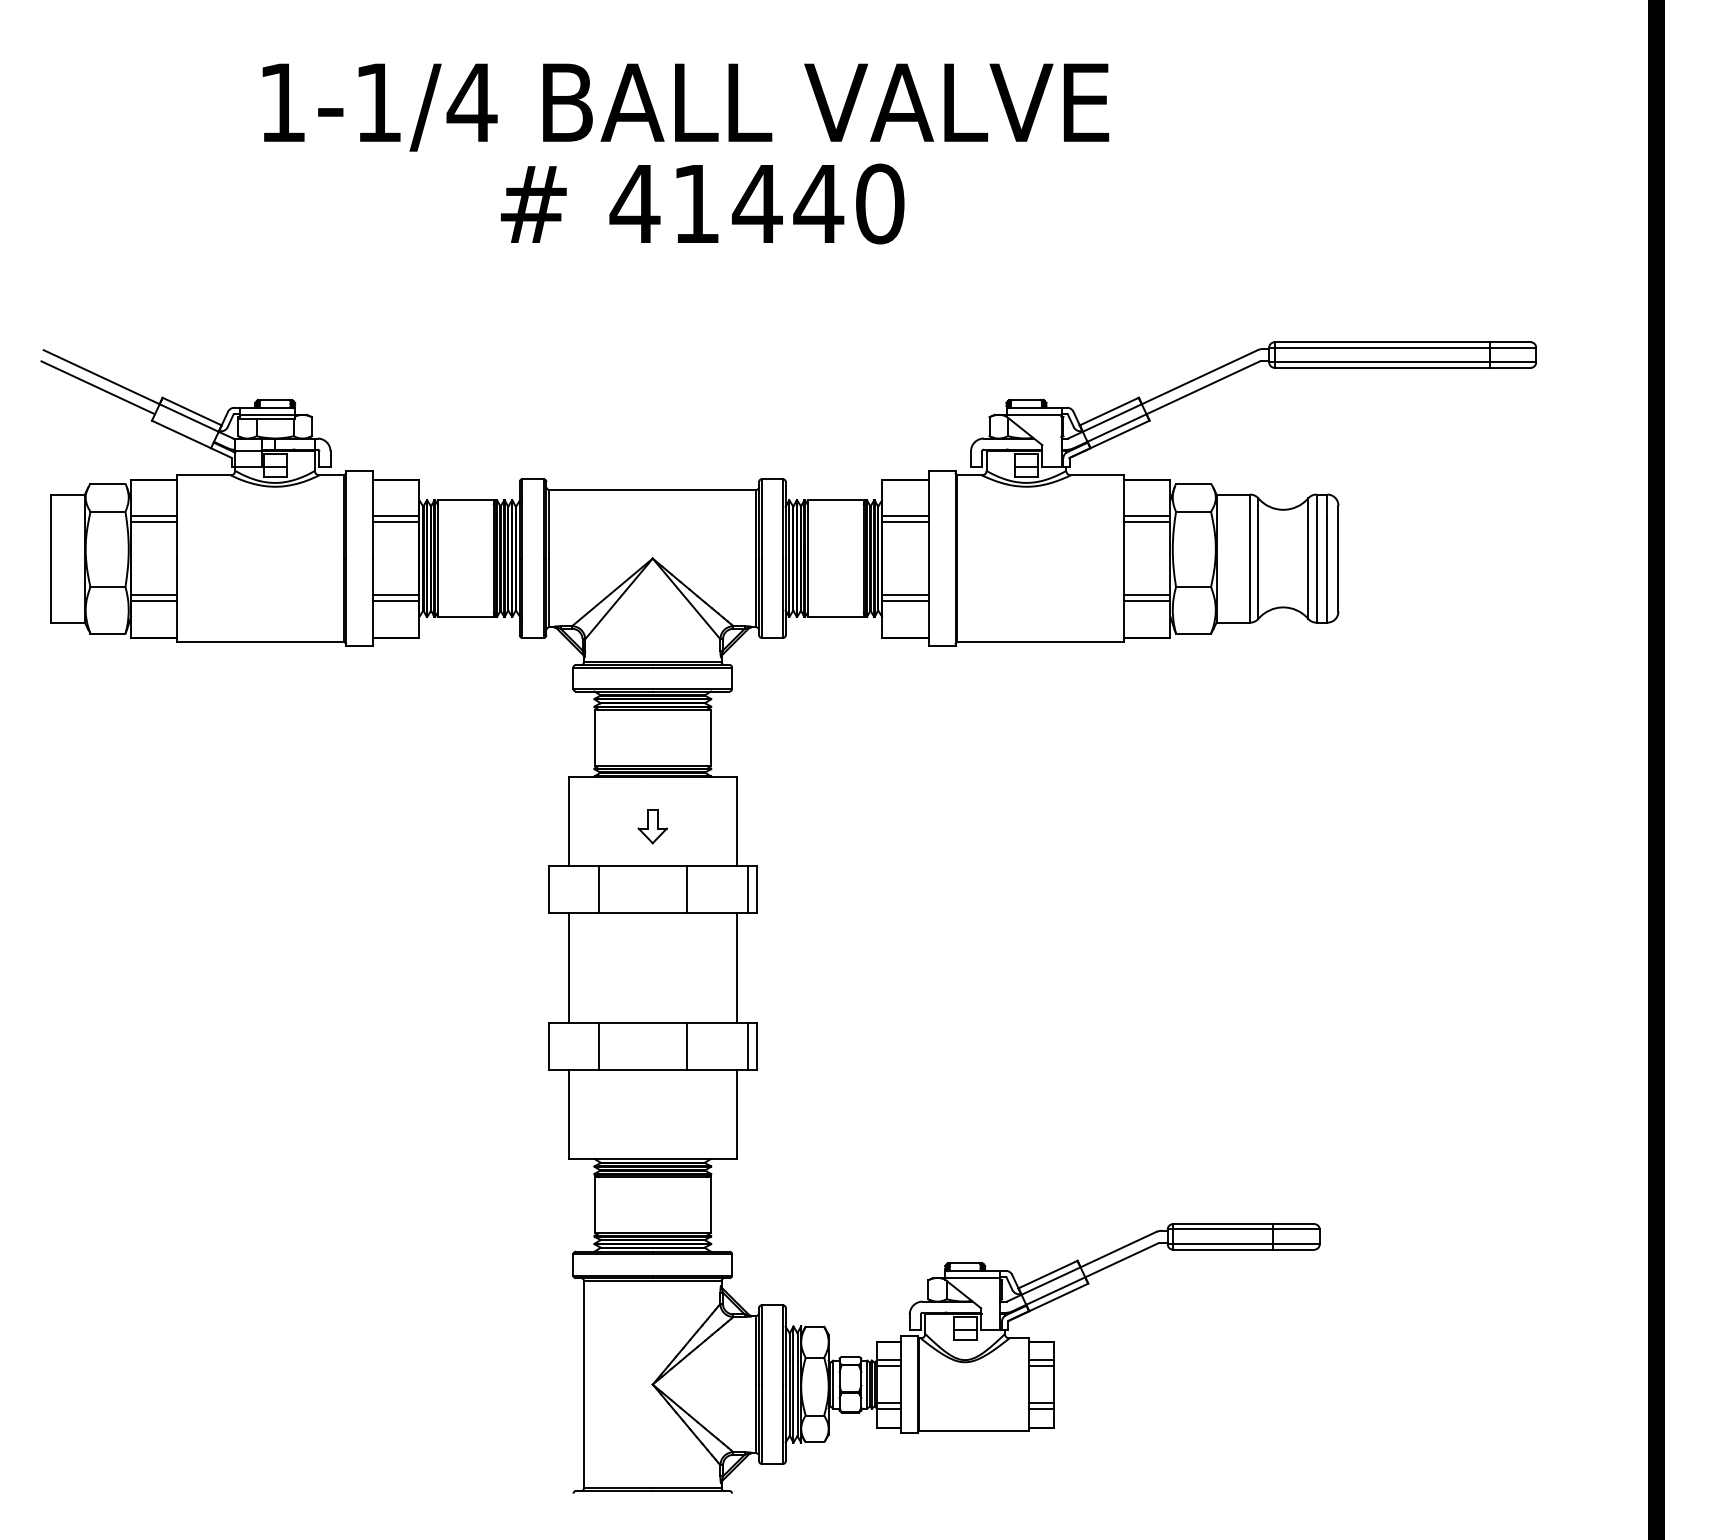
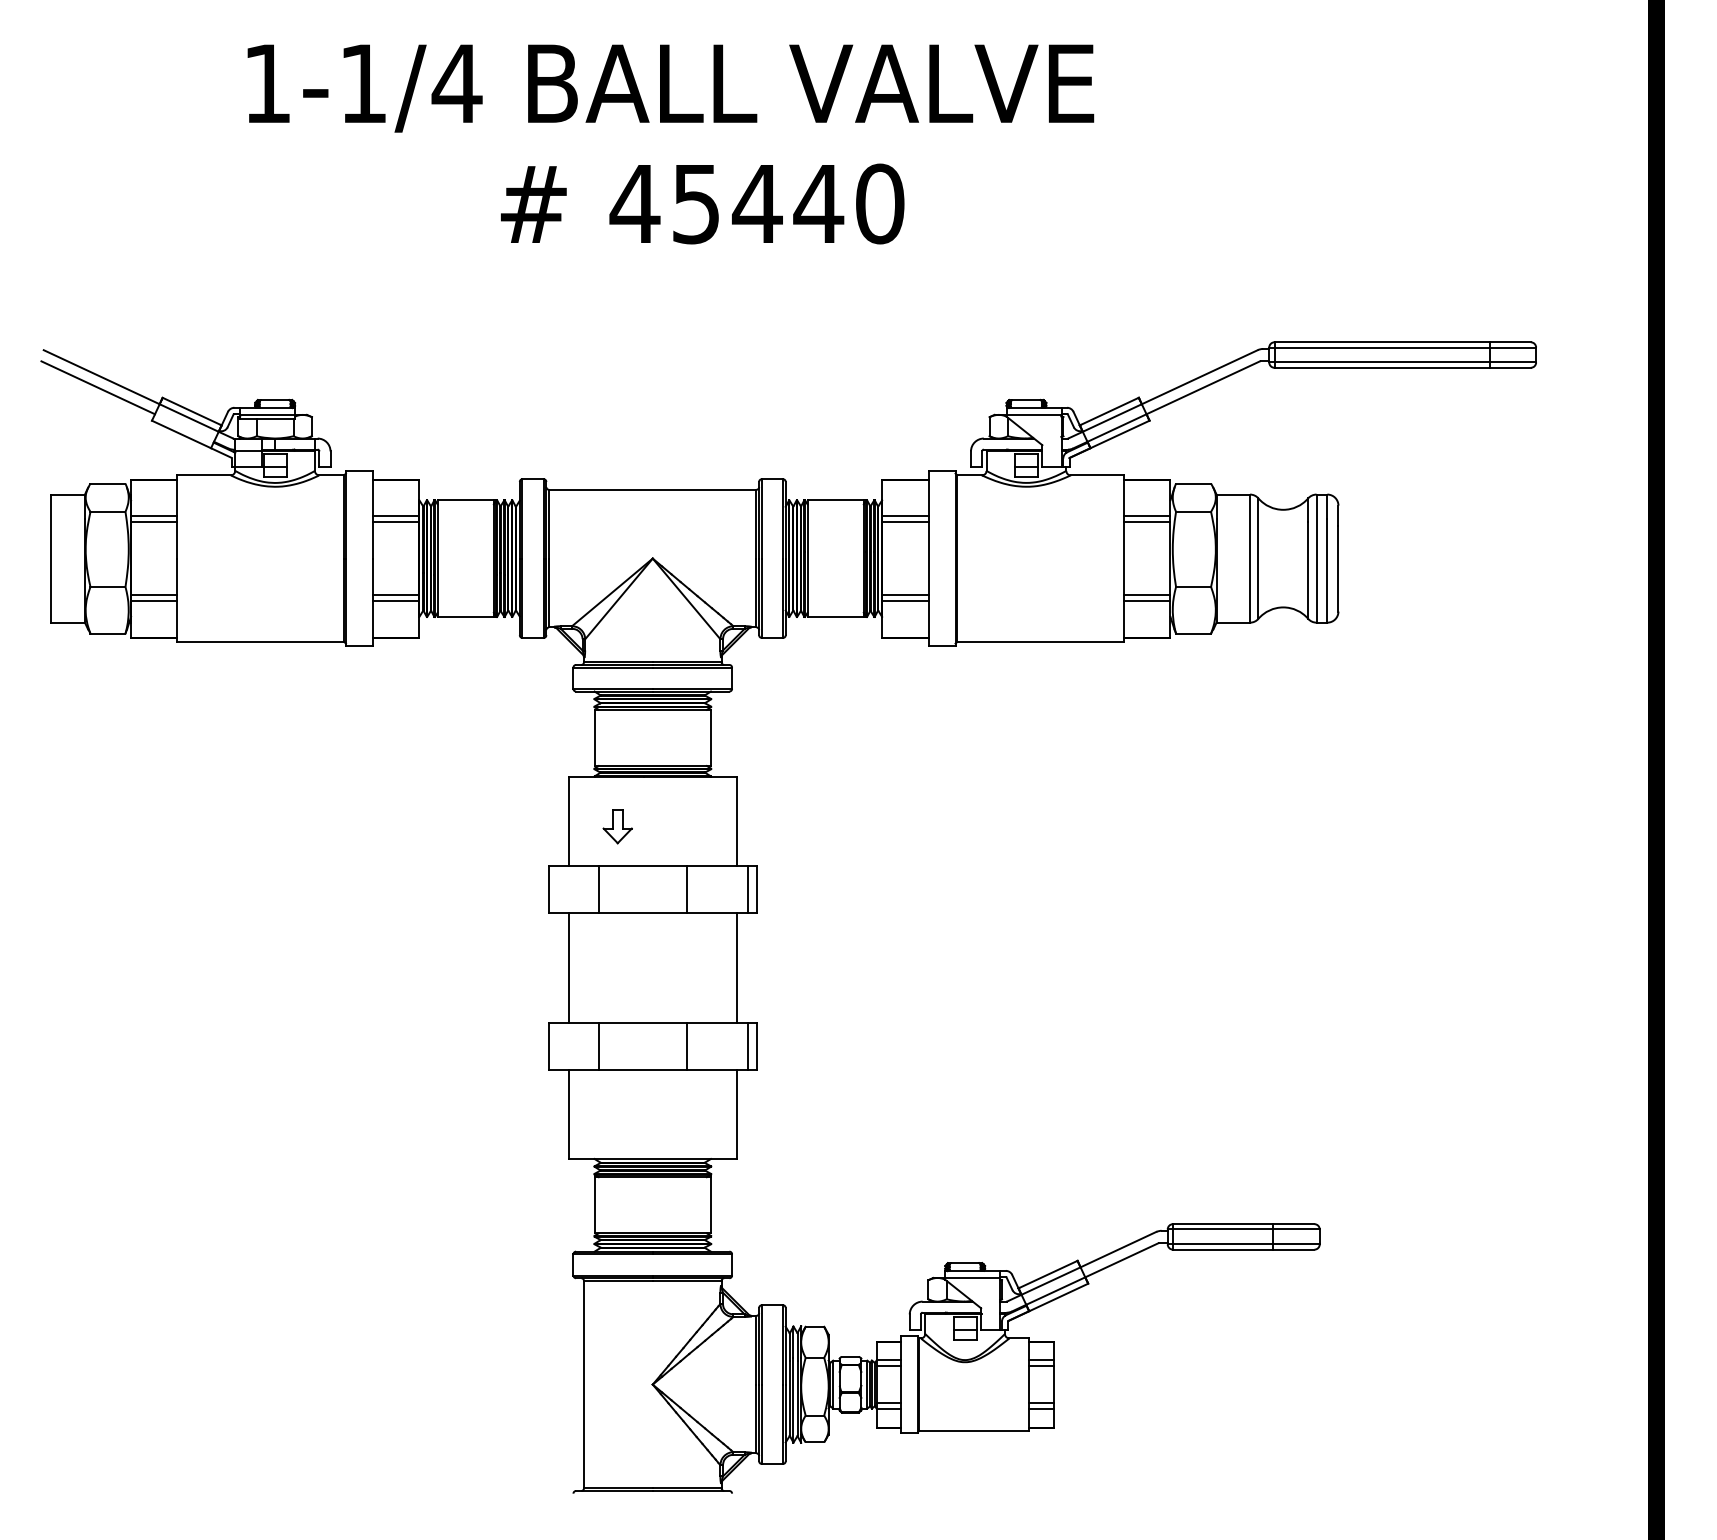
text position: (685, 107) -> (670, 88) (670, 88)
text: 41440 -> 45440 (695, 204)
part position: (652, 826) -> (617, 826) (617, 826)
